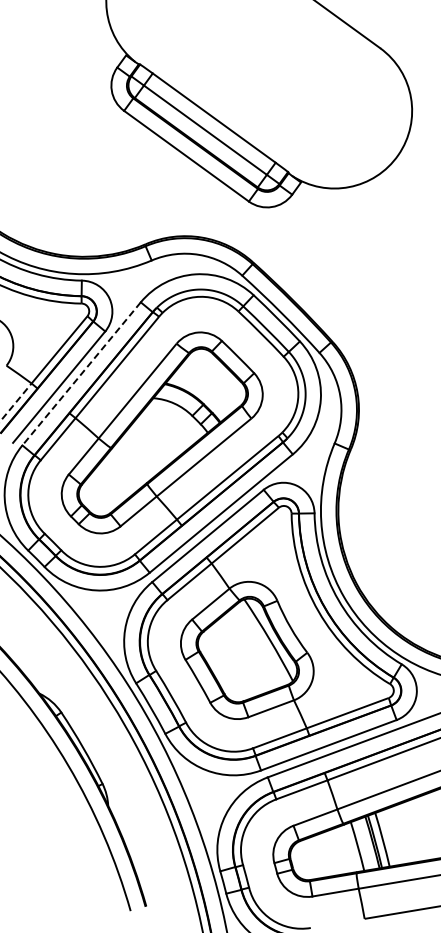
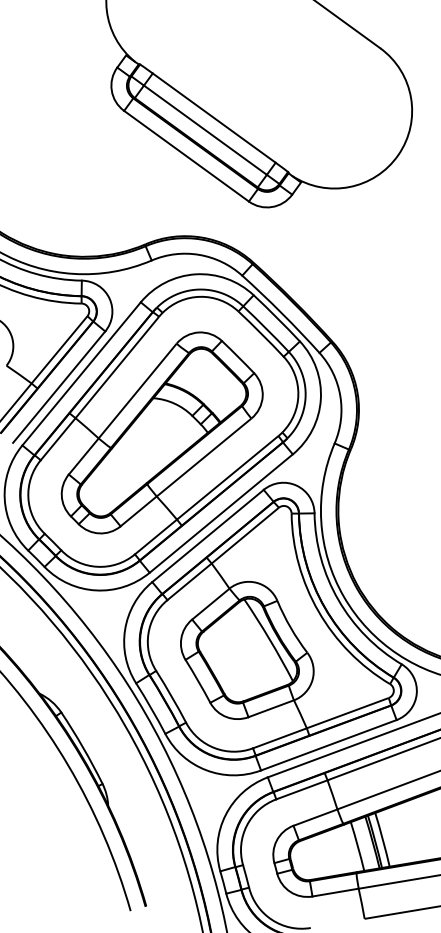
line: dashed -> solid (81, 373)
line: dashed -> solid (15, 402)
